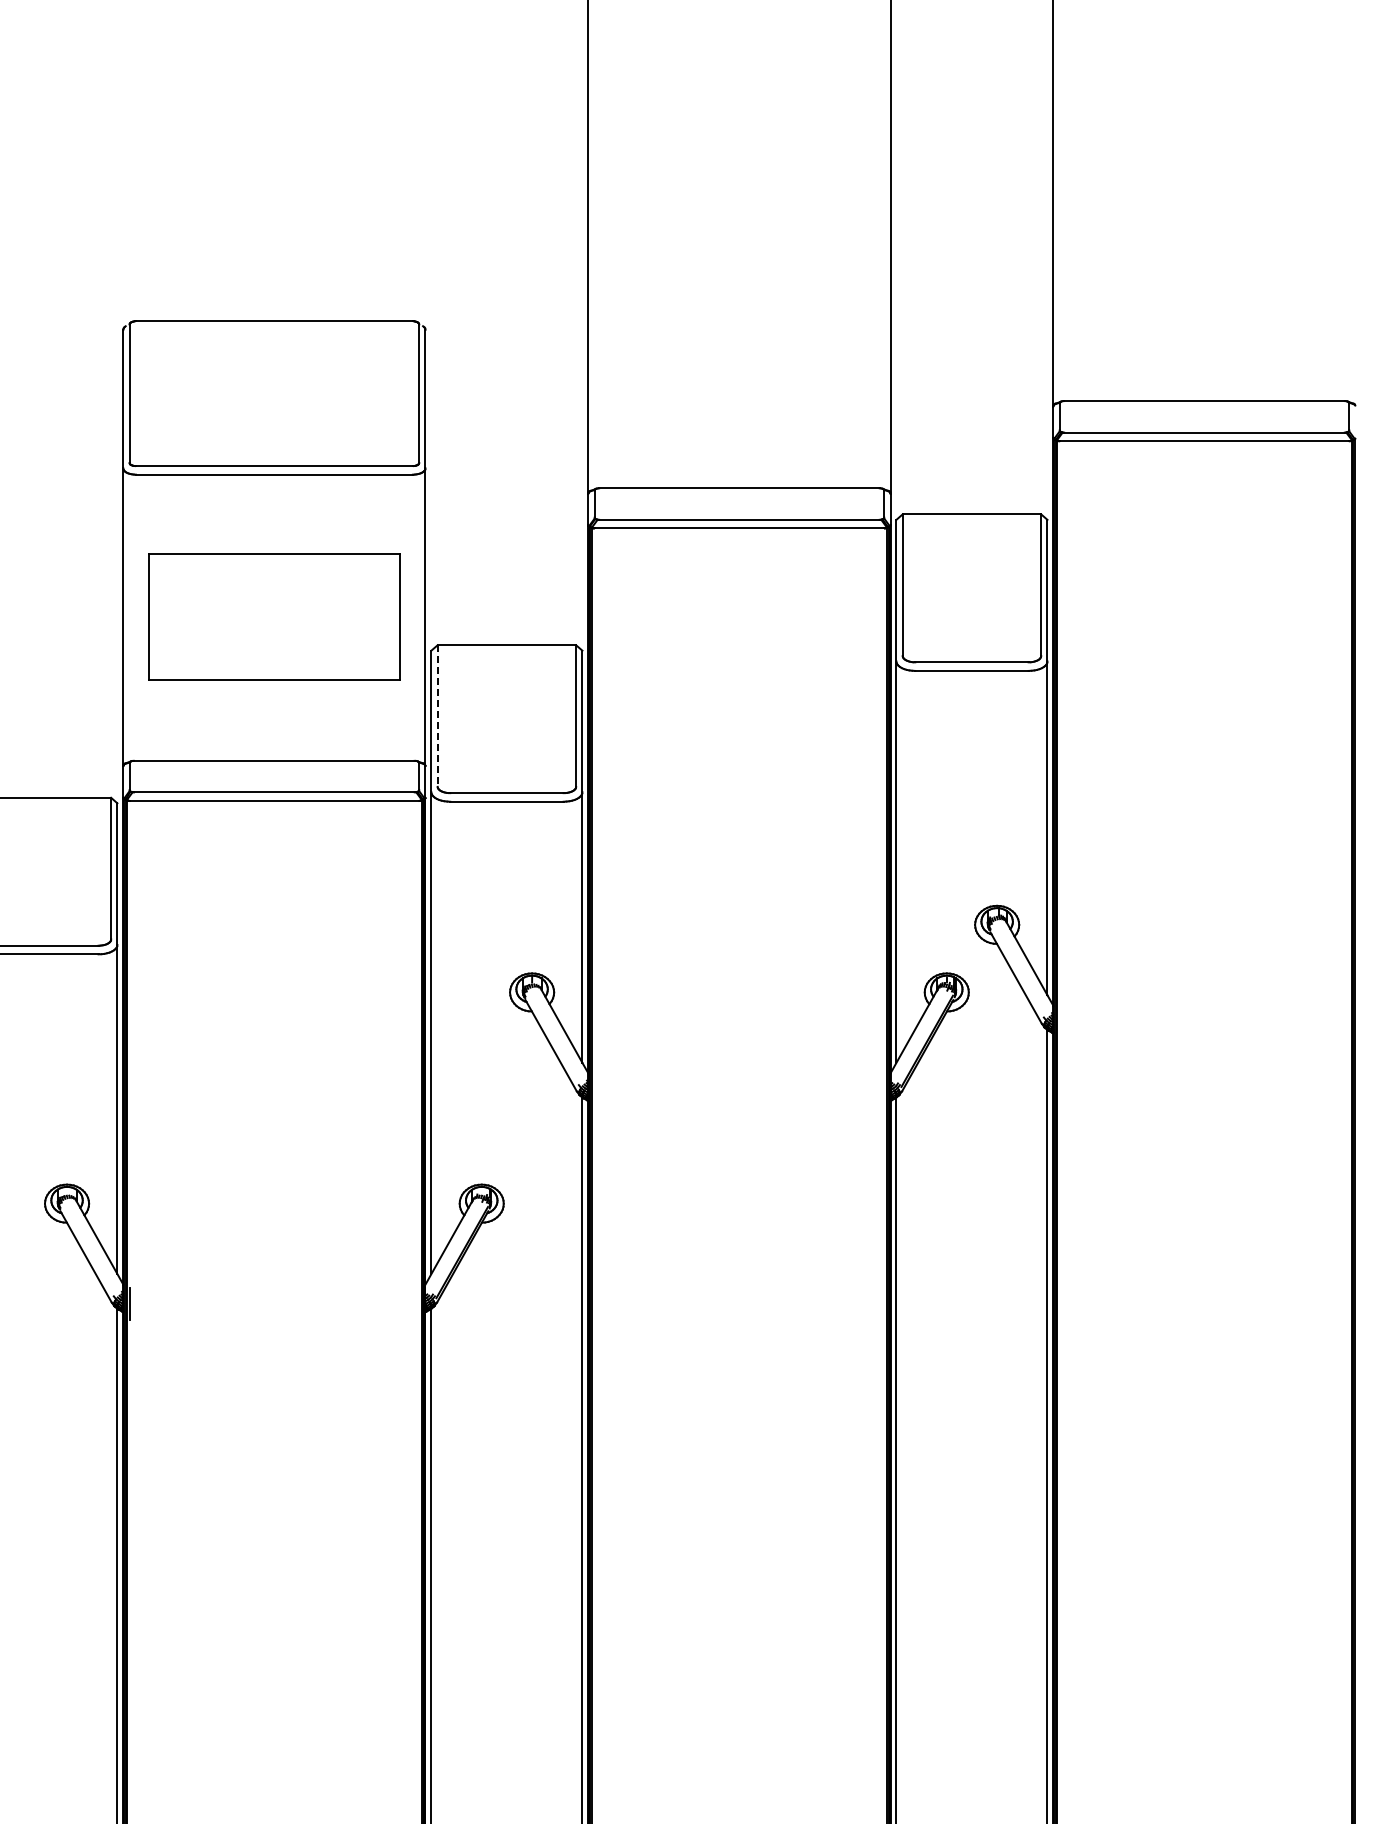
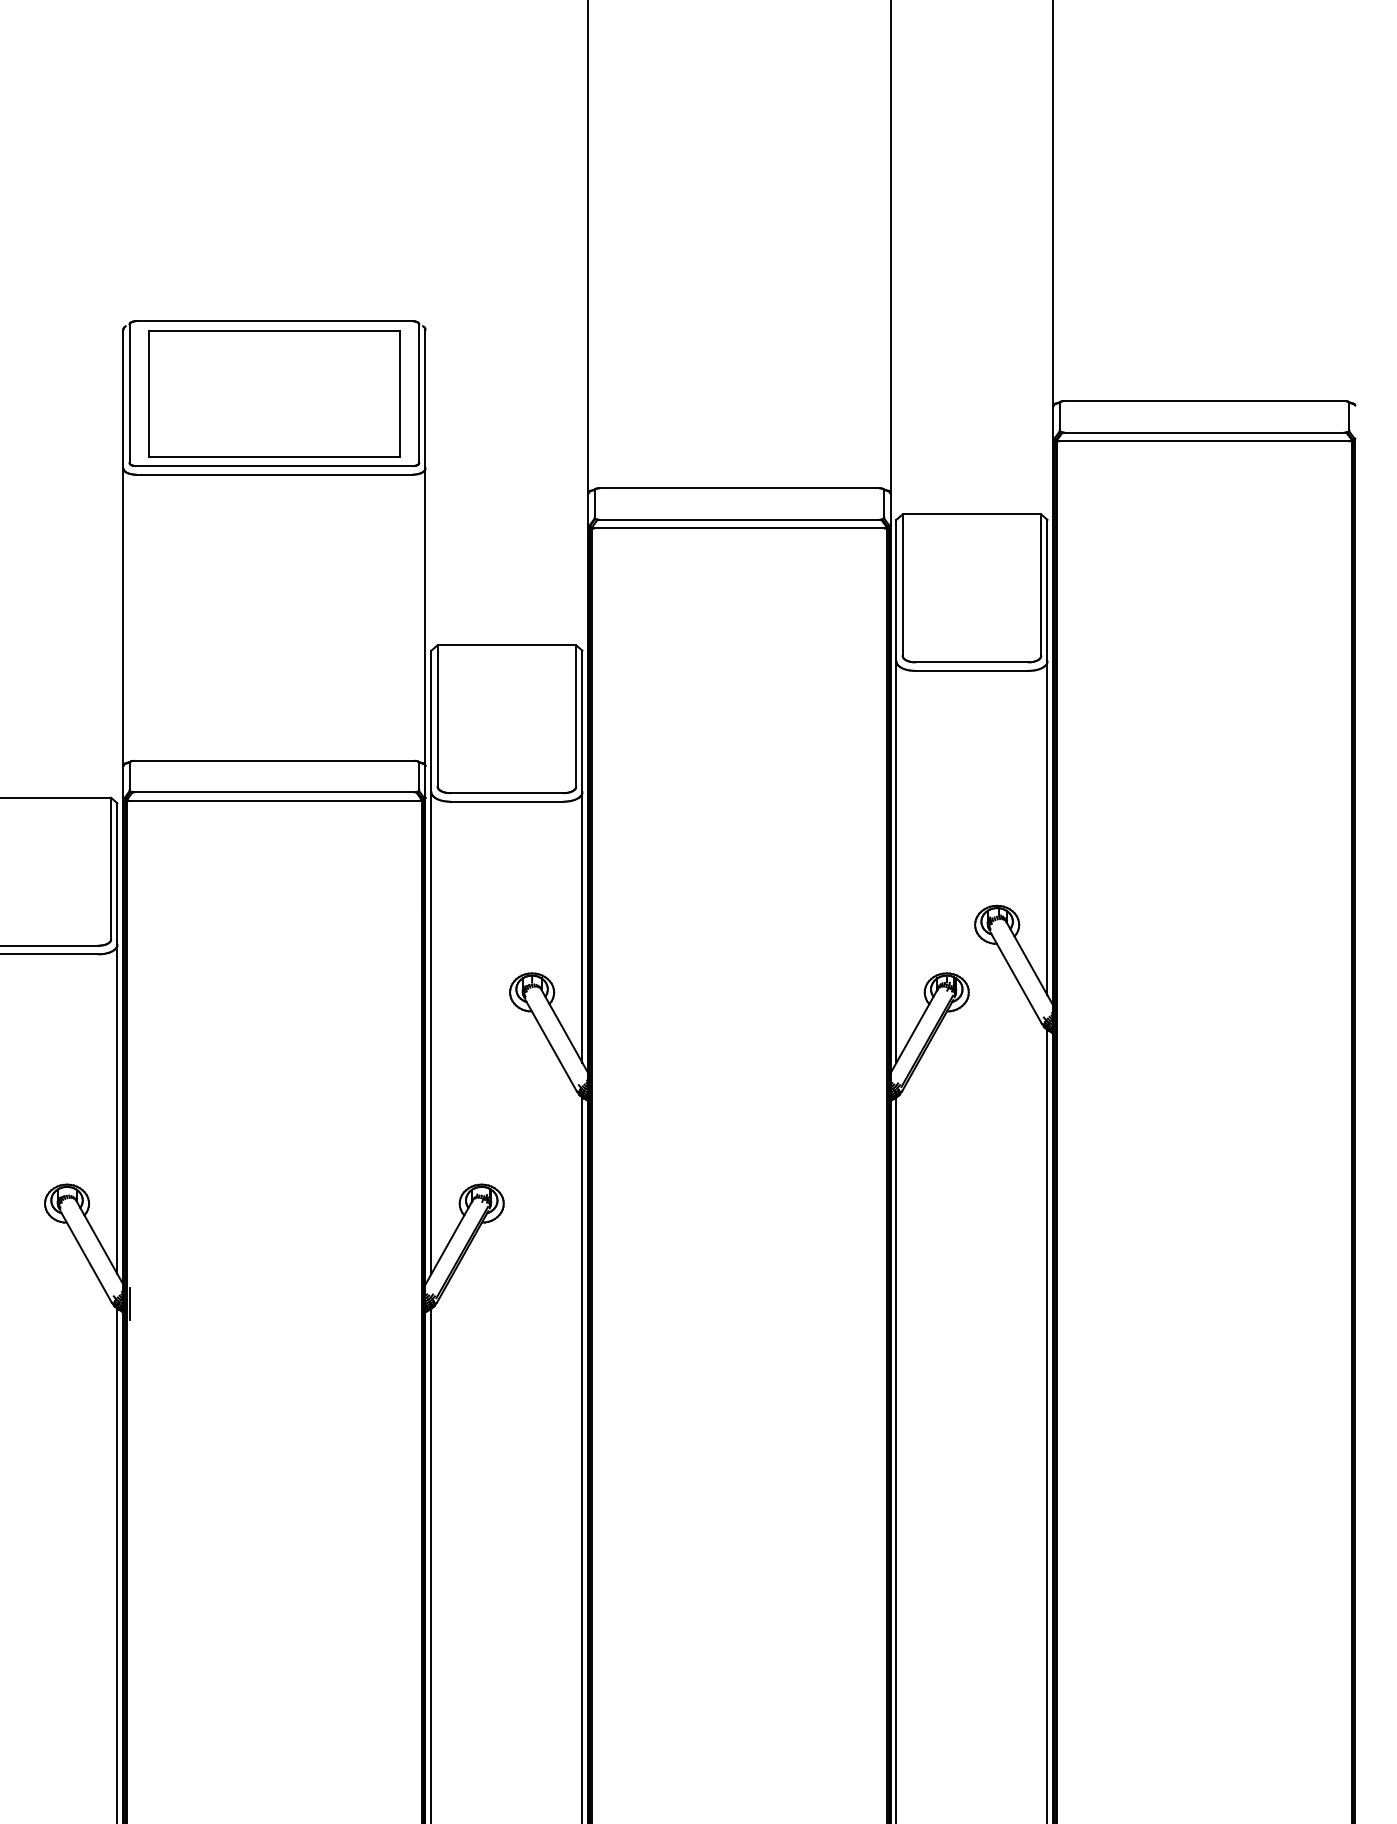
part position: (274, 616) -> (274, 393) (274, 393)
line: dashed -> solid (437, 716)
